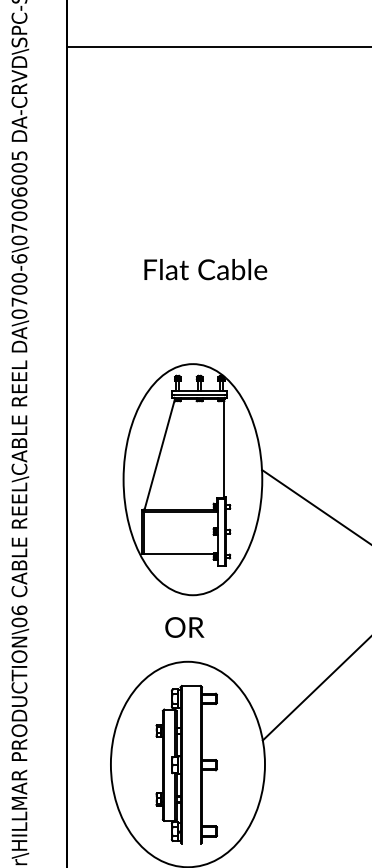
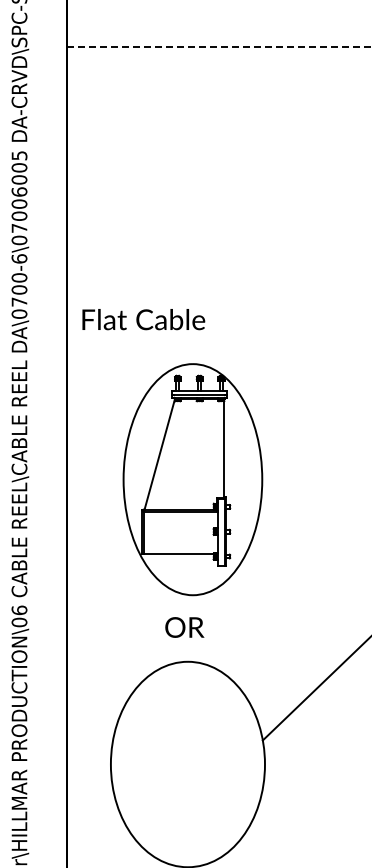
line: solid -> dashed (219, 47)
text position: (205, 269) -> (143, 319) (143, 319)
line: present -> none (315, 505)
part: present -> none (186, 764)
